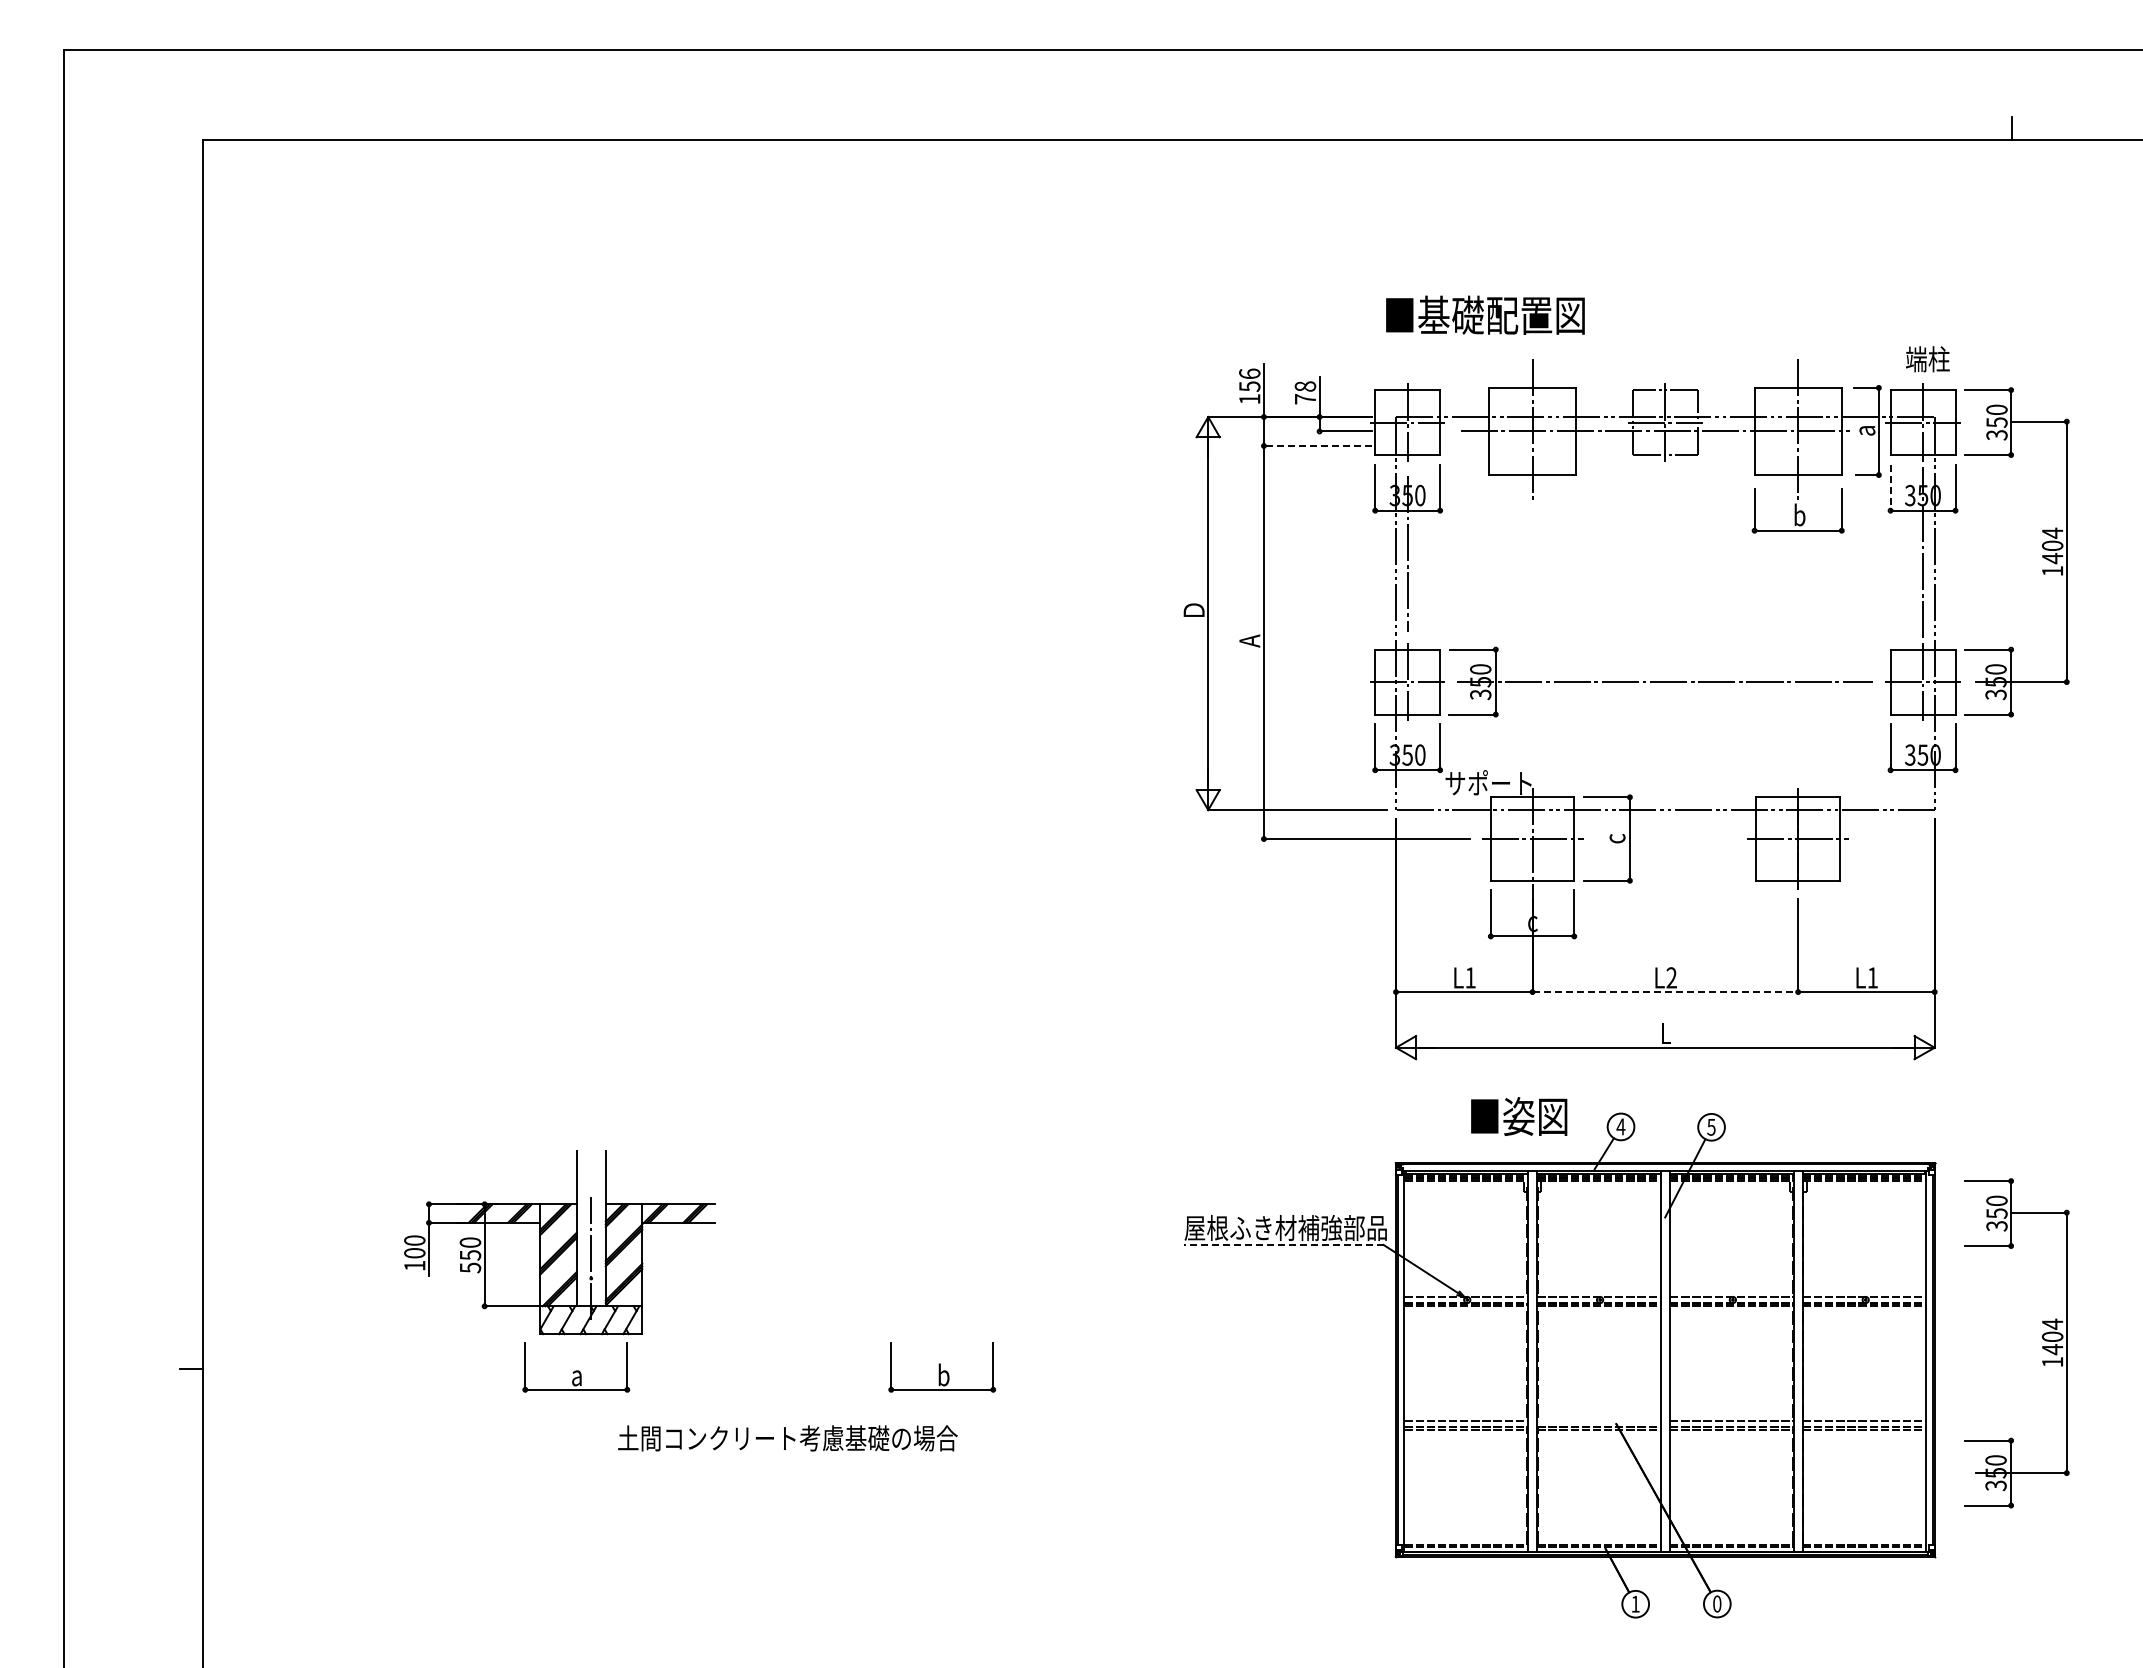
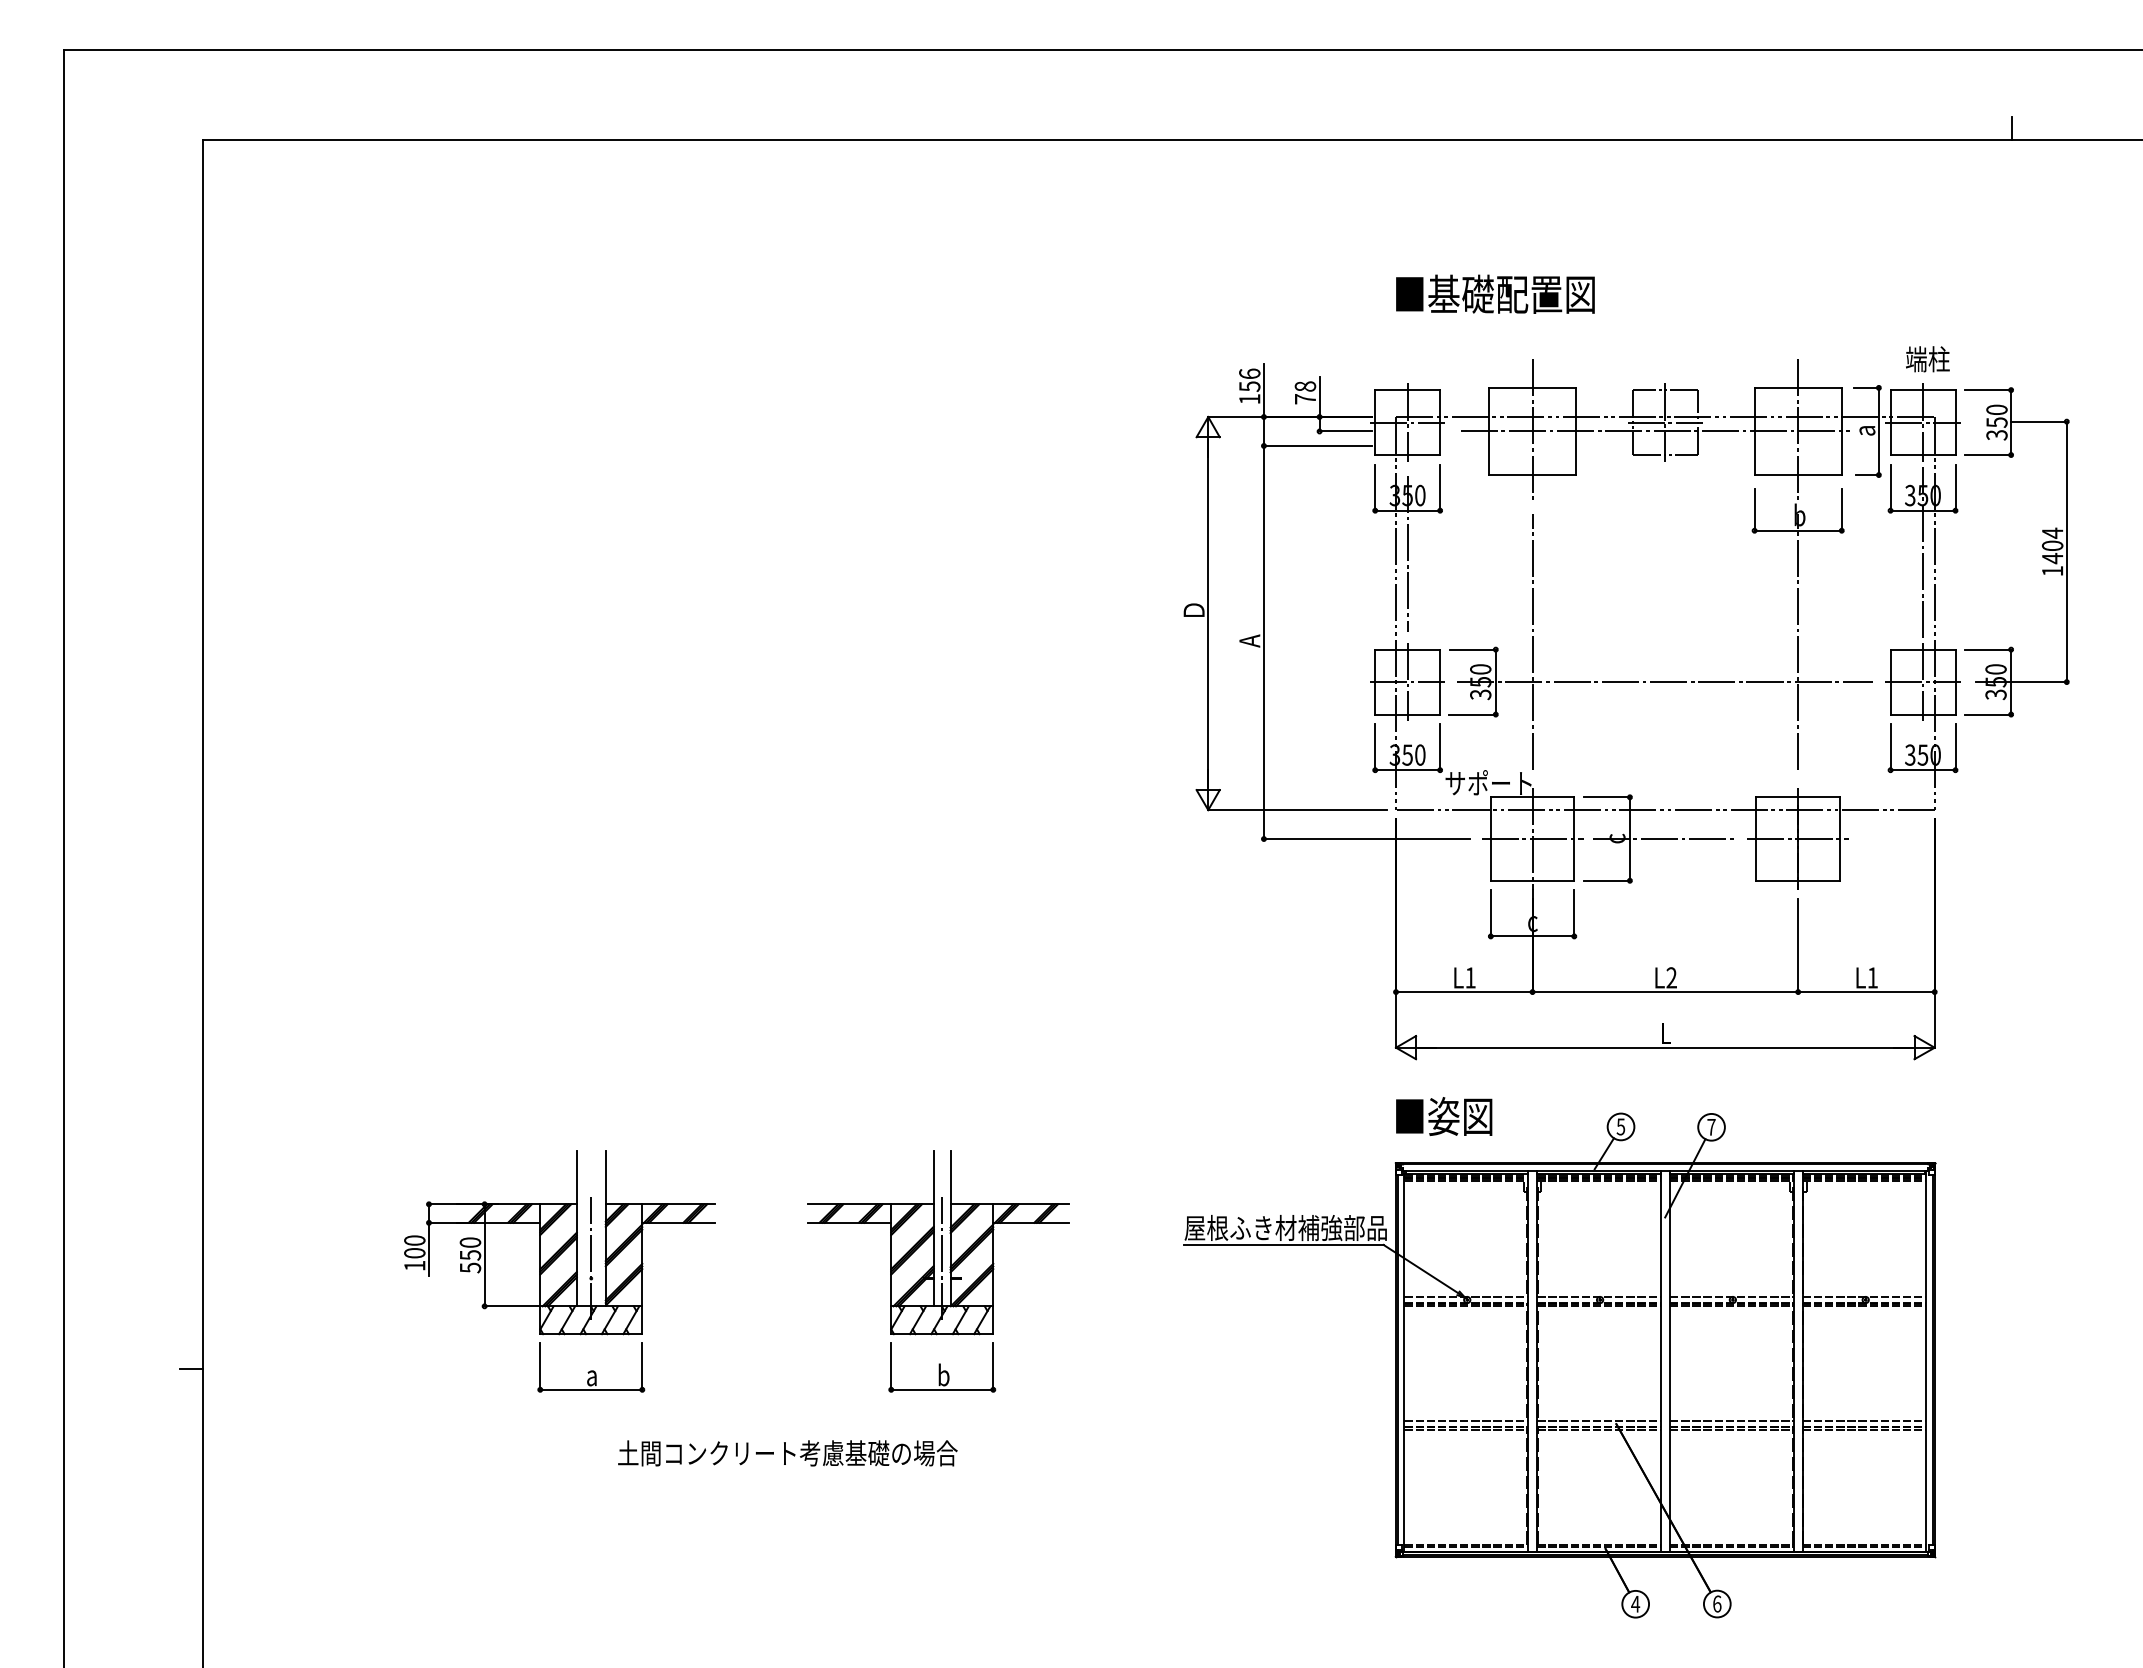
text position: (1485, 314) -> (1495, 293) (1495, 293)
line: dashed -> solid (1317, 445)
line: dashed -> solid (1890, 488)
line: none -> present (1532, 641)
line: none -> present (1798, 641)
line: none -> present (1663, 839)
line: dashed -> solid (1665, 992)
text position: (1519, 1116) -> (1444, 1116) (1444, 1116)
text: 4 -> 5 (1620, 1126)
text: 5 -> 7 (1711, 1127)
part: none -> present (938, 1242)
line: dashed -> solid (1283, 1244)
part: present -> none (2042, 1346)
part position: (576, 1367) -> (591, 1367) (591, 1367)
line: none -> present (1598, 1420)
text position: (787, 1438) -> (787, 1453) (787, 1453)
text: 1 -> 4 (1635, 1603)
text: 0 -> 6 (1717, 1603)
